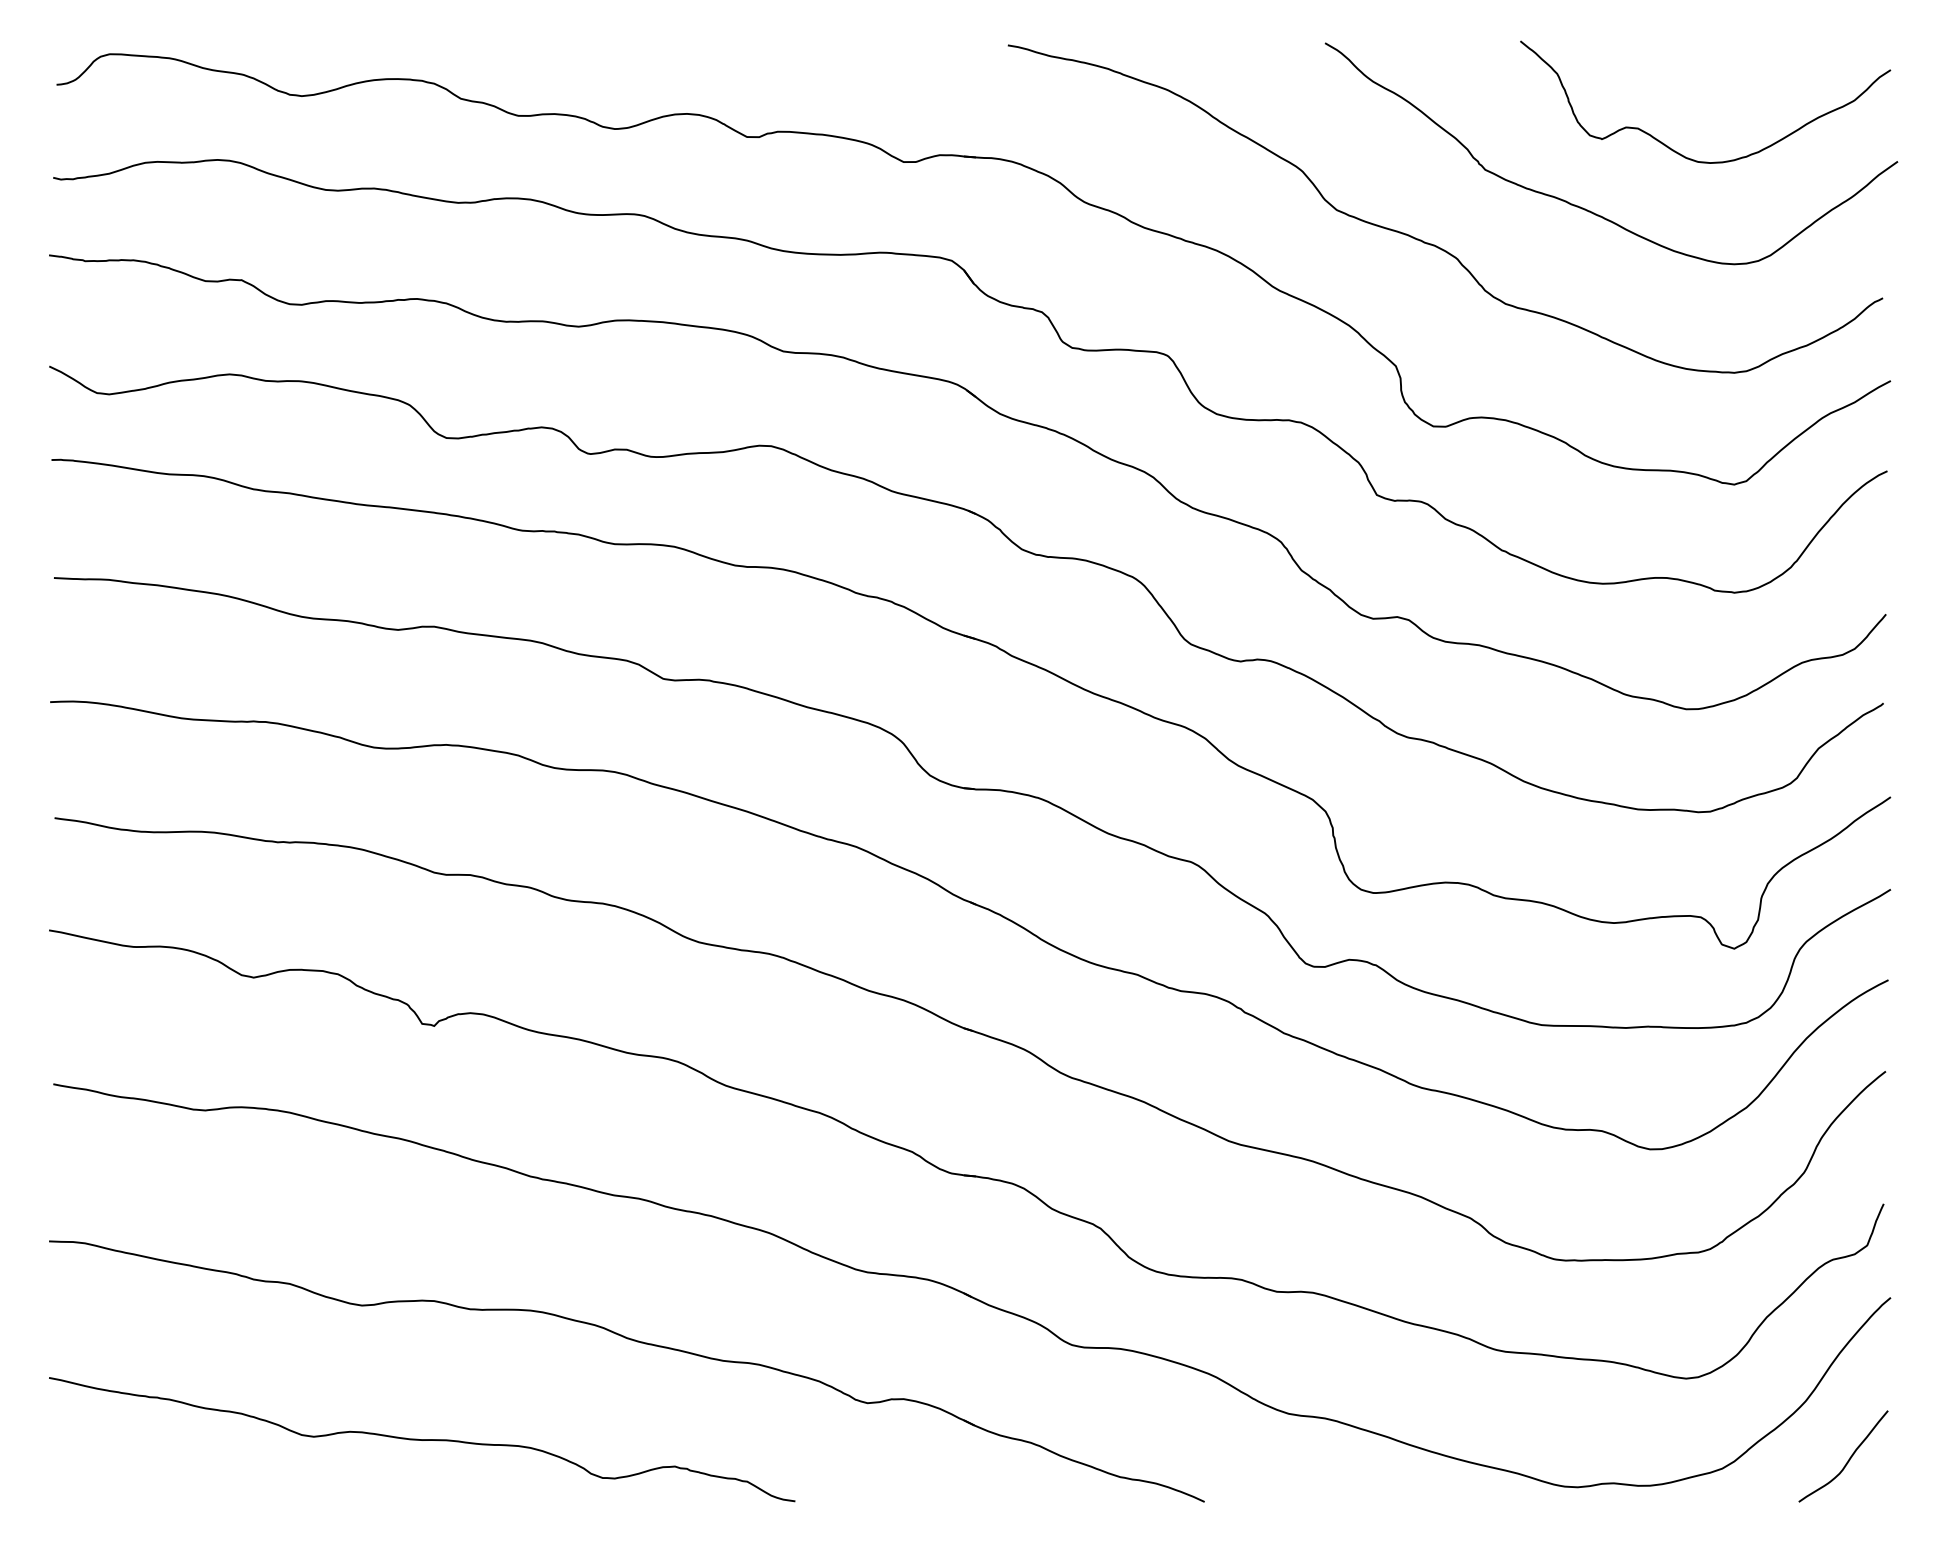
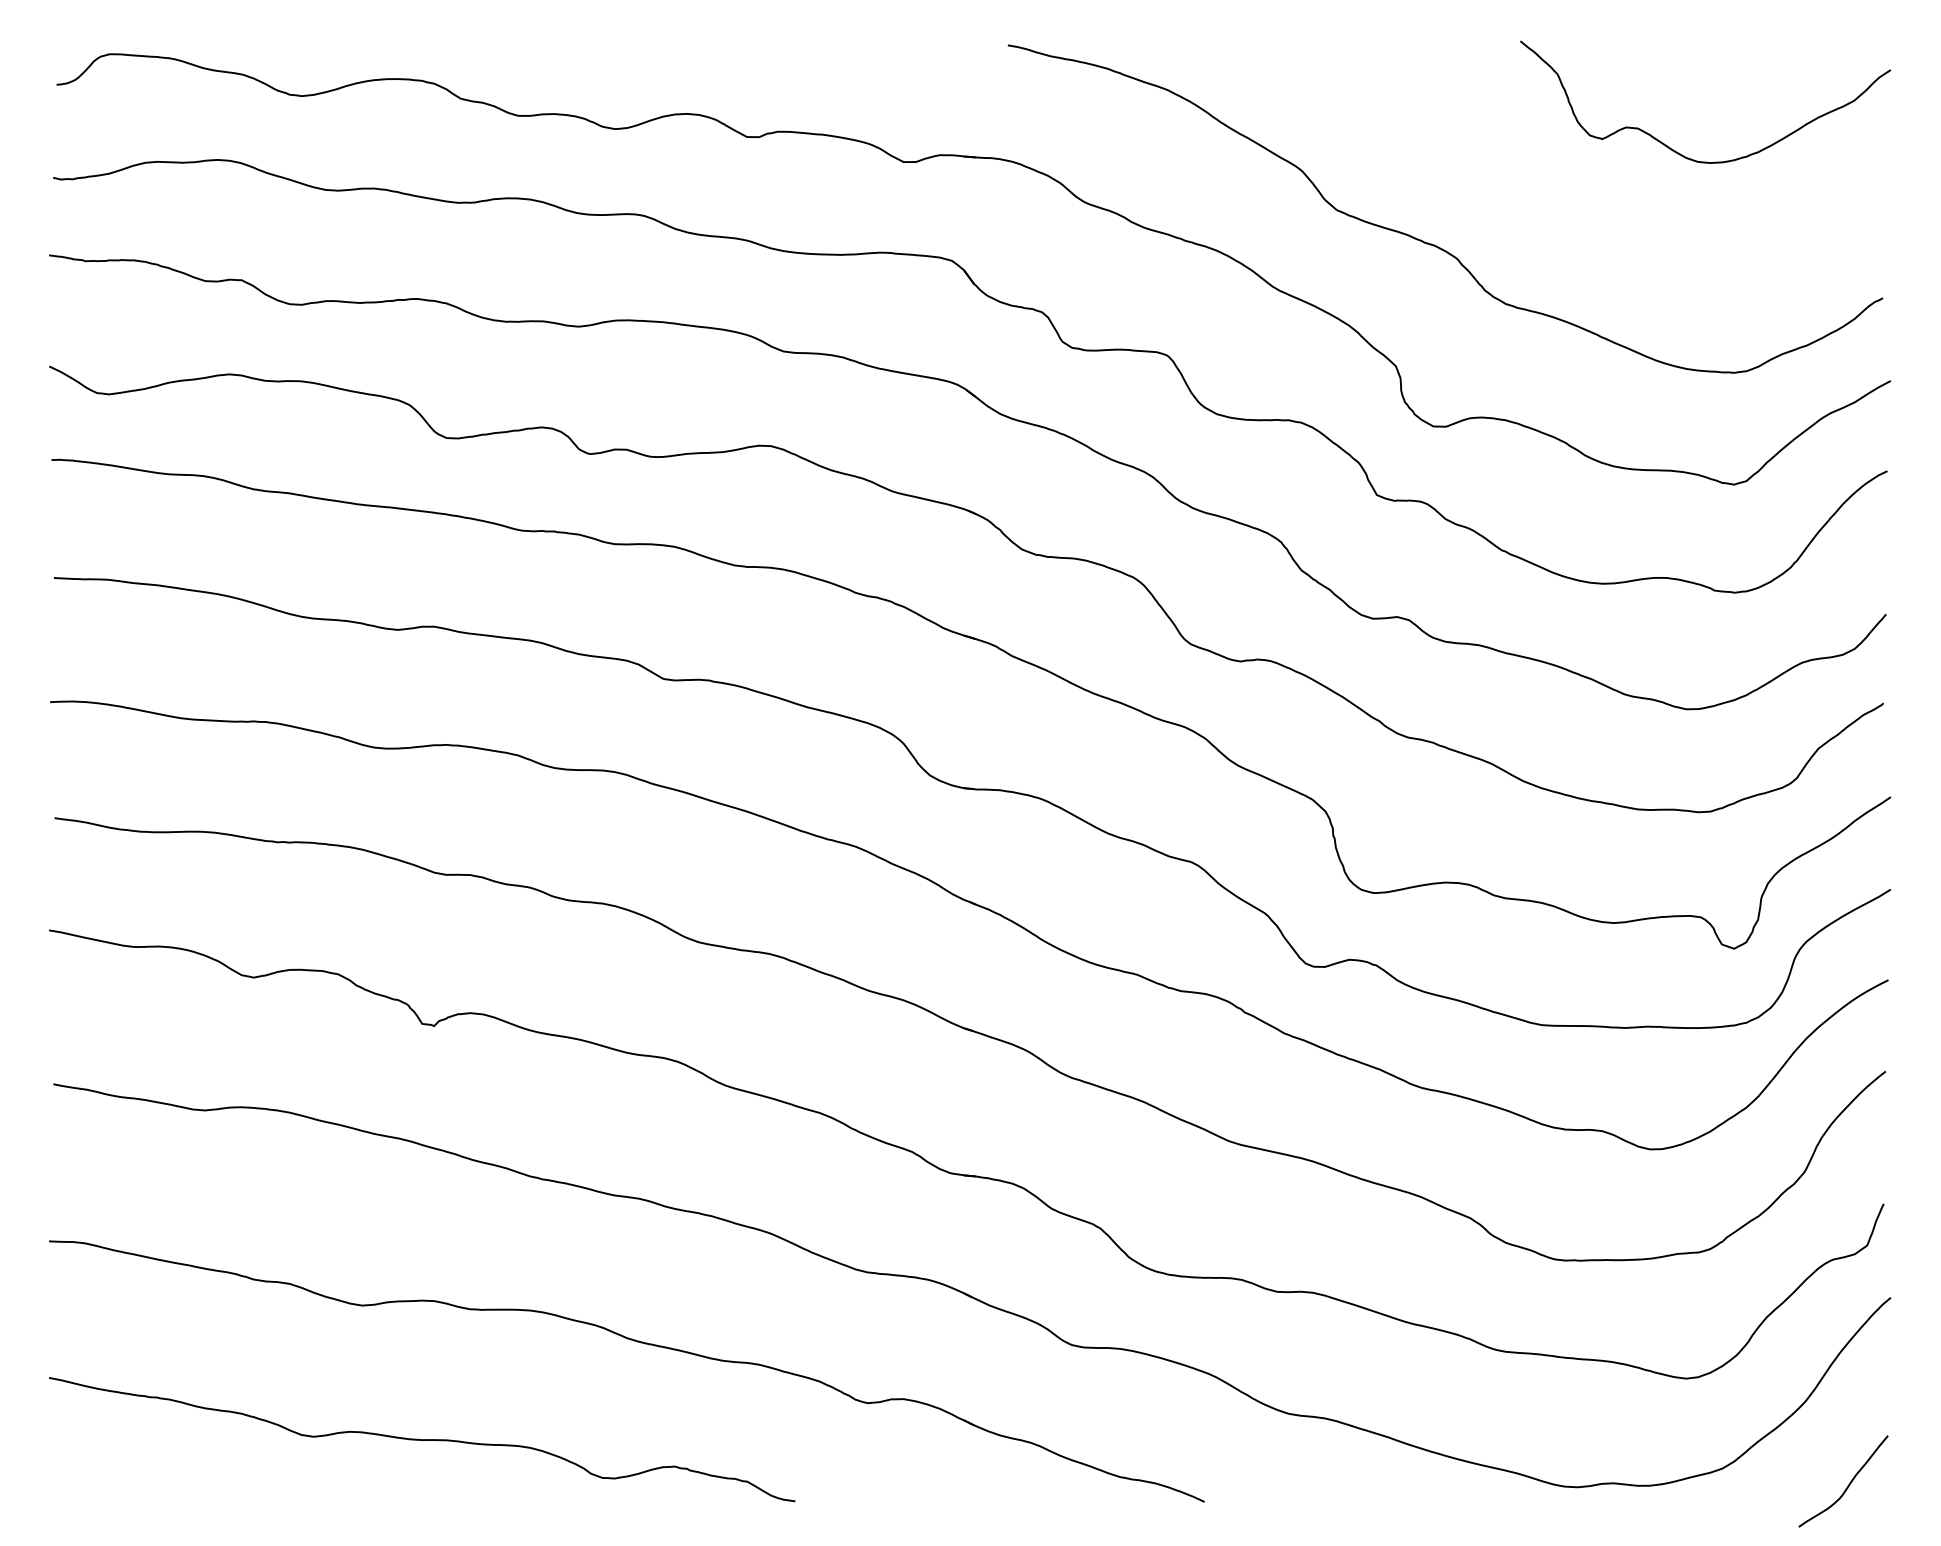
curve: present -> none (1590, 210)
curve position: (1847, 1460) -> (1847, 1485) (1847, 1485)
